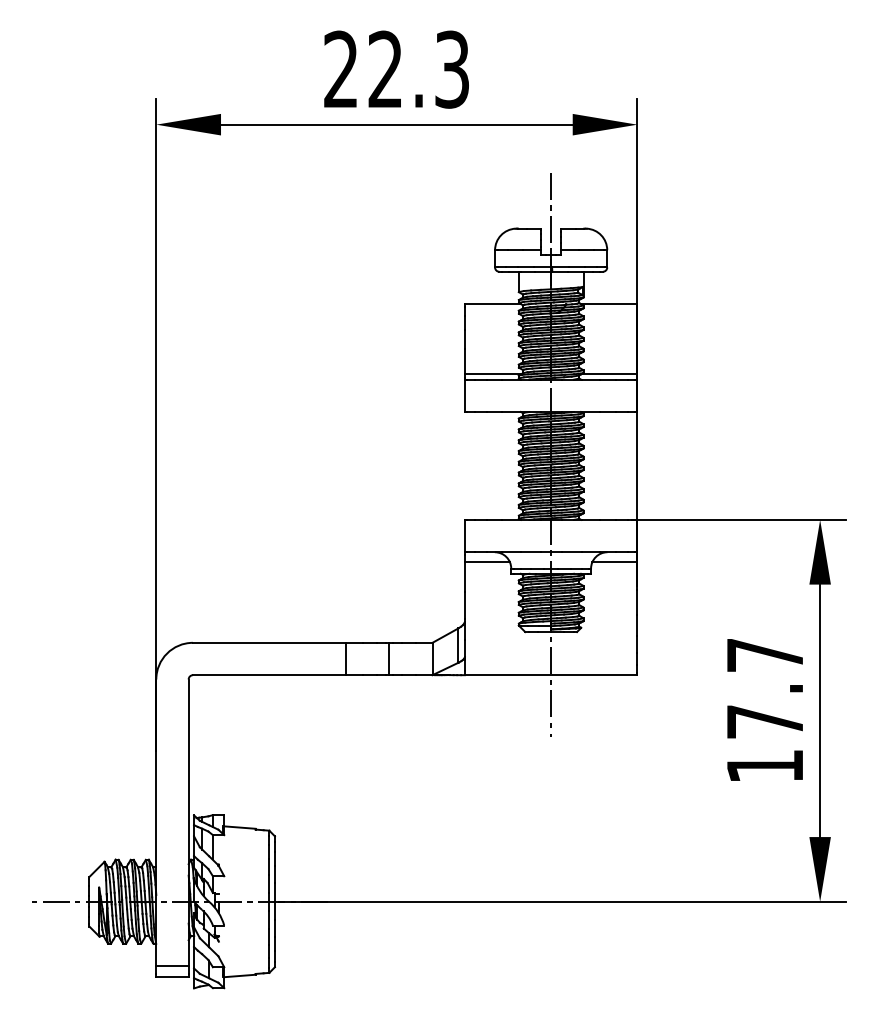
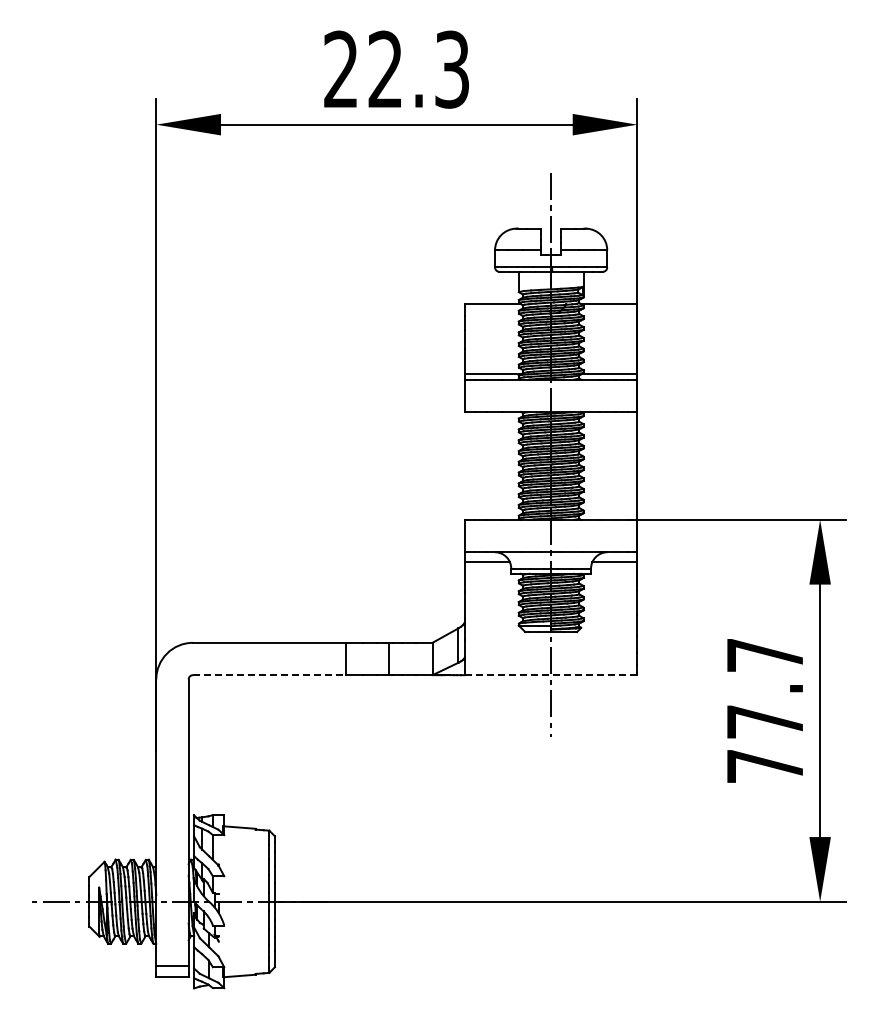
line: solid -> dashed (269, 675)
line: solid -> dashed (551, 675)
text: 17.7 -> 77.7 (764, 766)
